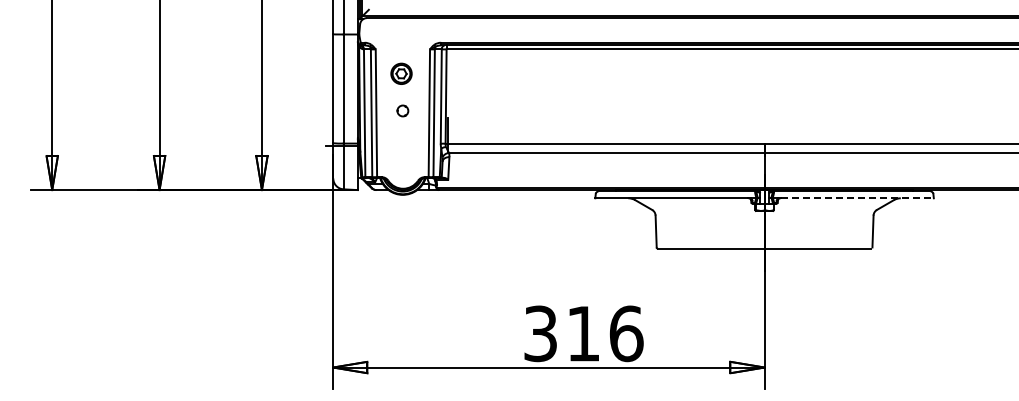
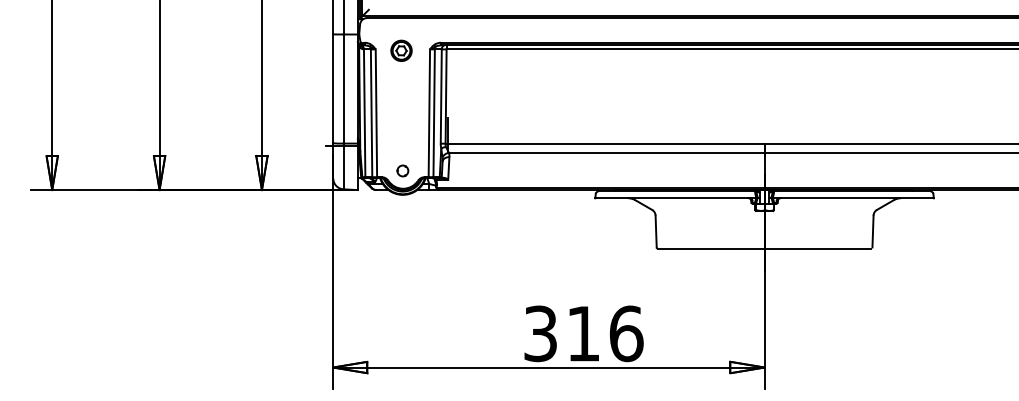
part position: (401, 73) -> (401, 50) (401, 50)
part position: (402, 110) -> (402, 170) (402, 170)
line: dashed -> solid (857, 198)
